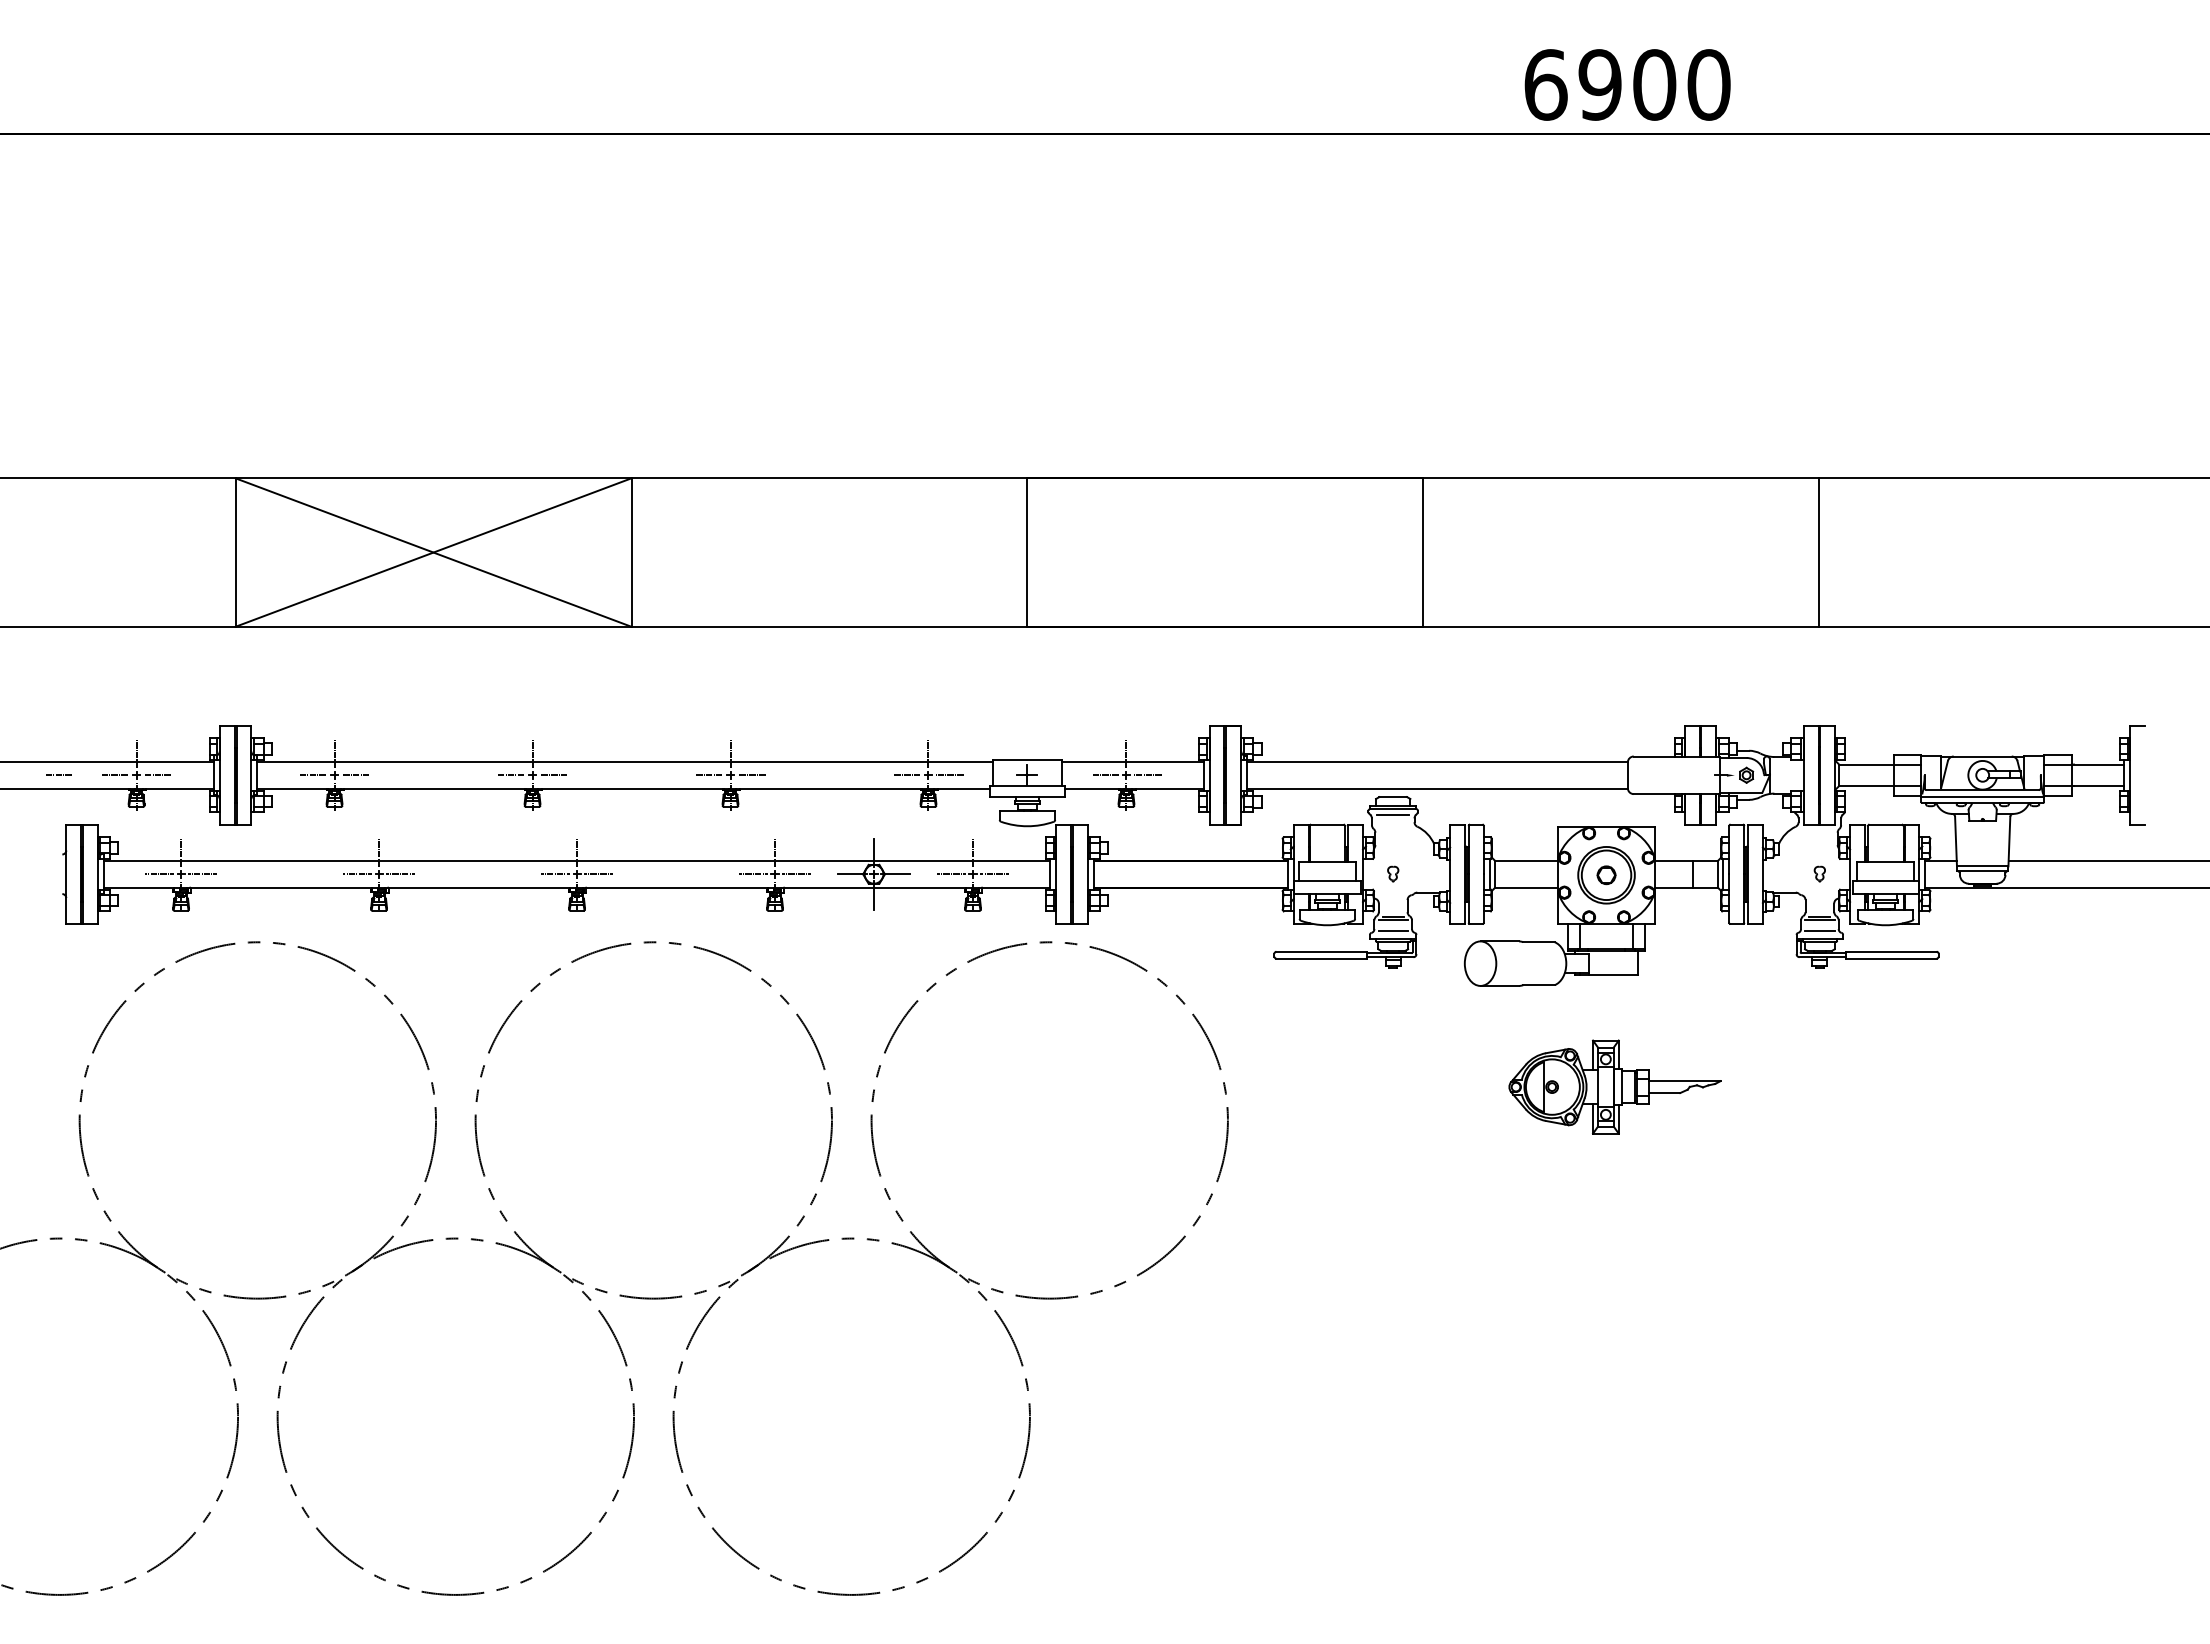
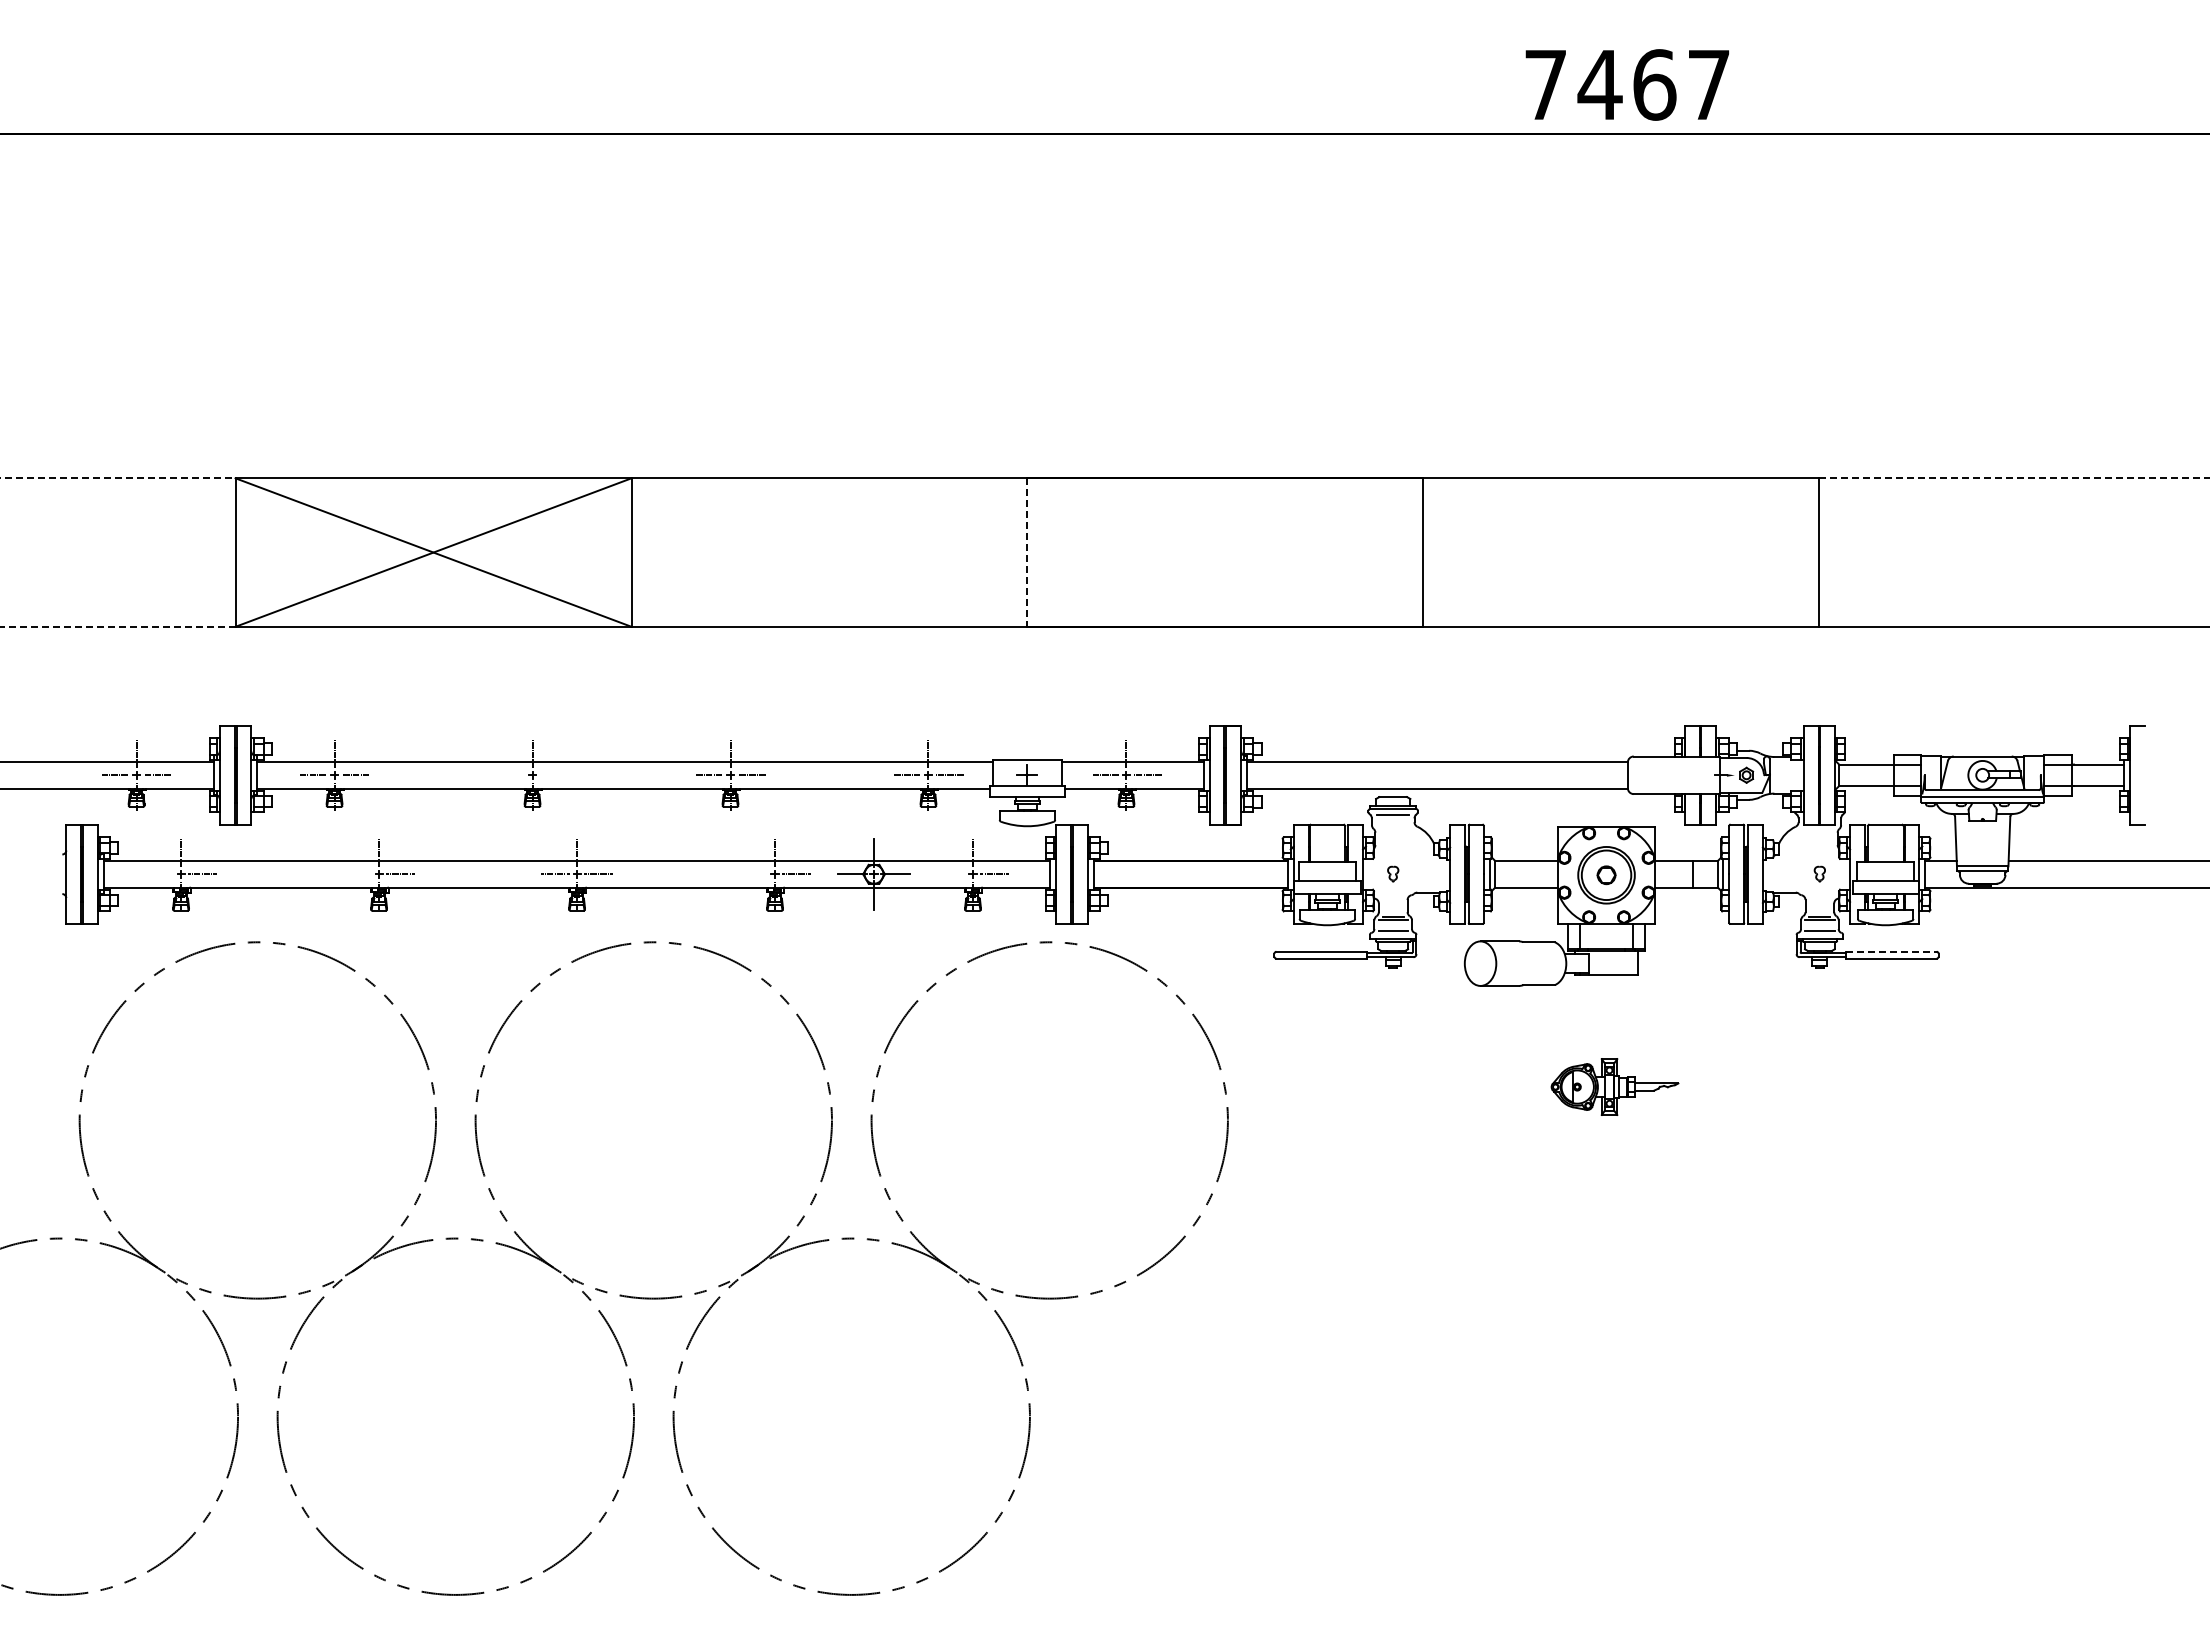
text: 6900 -> 7467 (1627, 84)
line: solid -> dashed (118, 478)
line: solid -> dashed (2014, 478)
line: solid -> dashed (1027, 553)
line: solid -> dashed (117, 626)
line: present -> none (58, 775)
line: present -> none (510, 775)
line: present -> none (553, 775)
line: present -> none (159, 874)
line: present -> none (357, 874)
line: present -> none (753, 874)
line: present -> none (951, 874)
line: solid -> dashed (1891, 951)
part size: 214x96 px -> 130x58 px (1614, 1086)
